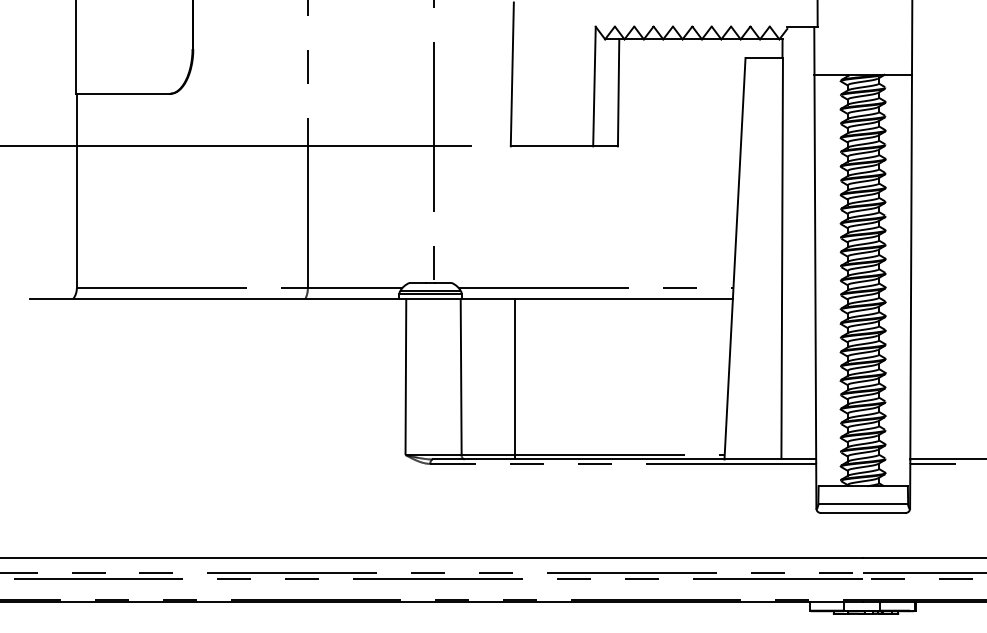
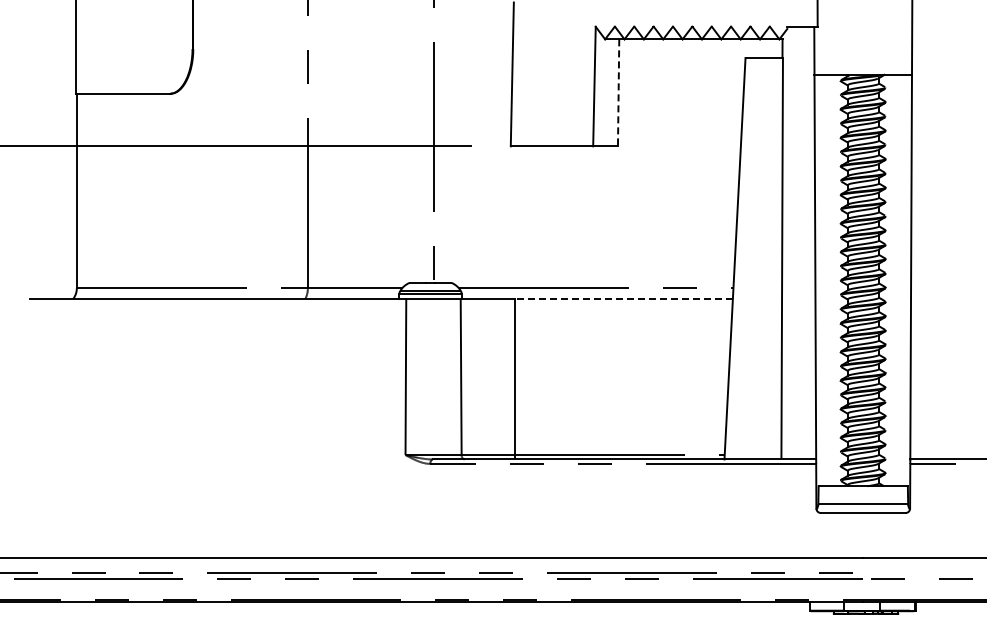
line: solid -> dashed (618, 93)
line: solid -> dashed (624, 298)
line: present -> none (923, 573)
